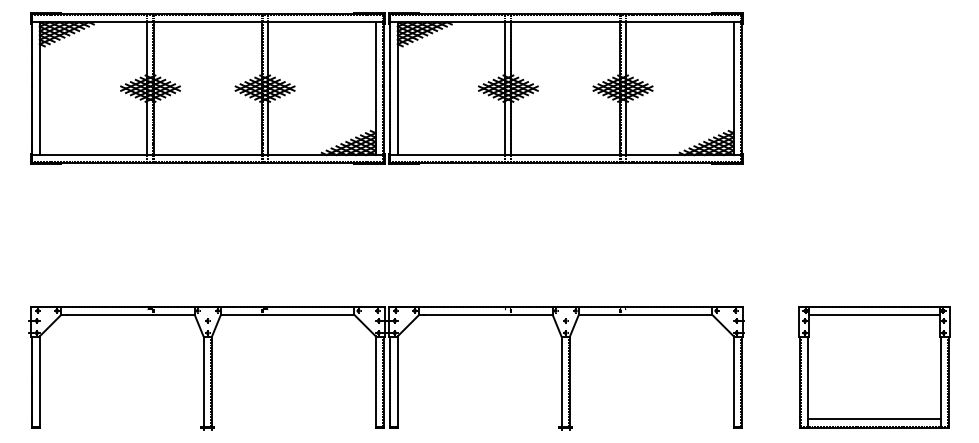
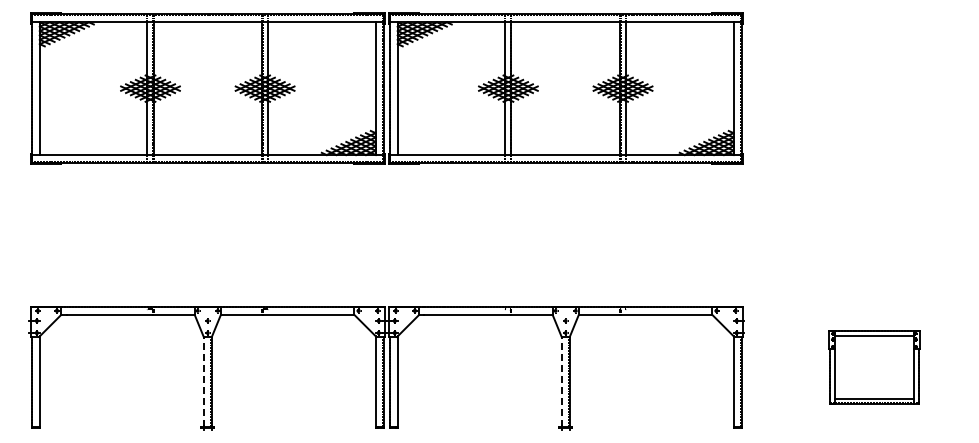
part size: 153x123 px -> 93x75 px (874, 367)
line: solid -> dashed (203, 381)
line: solid -> dashed (561, 381)
